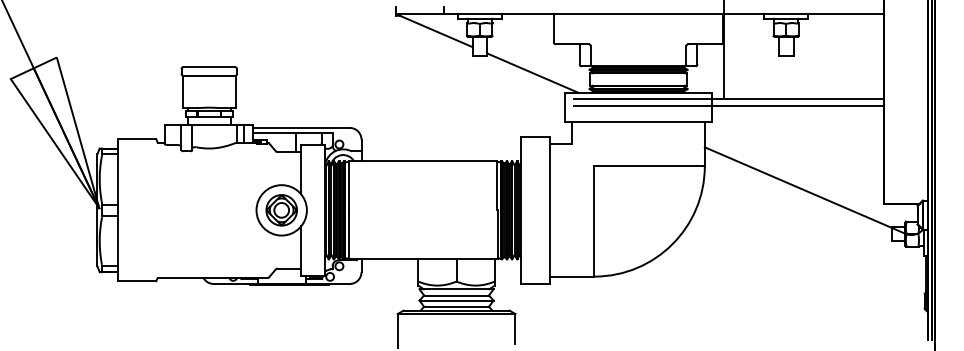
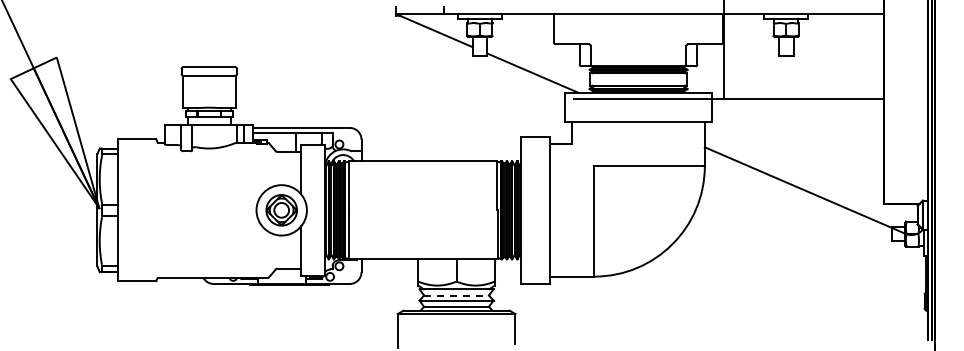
line: present -> none (728, 105)
line: solid -> dashed (457, 295)
